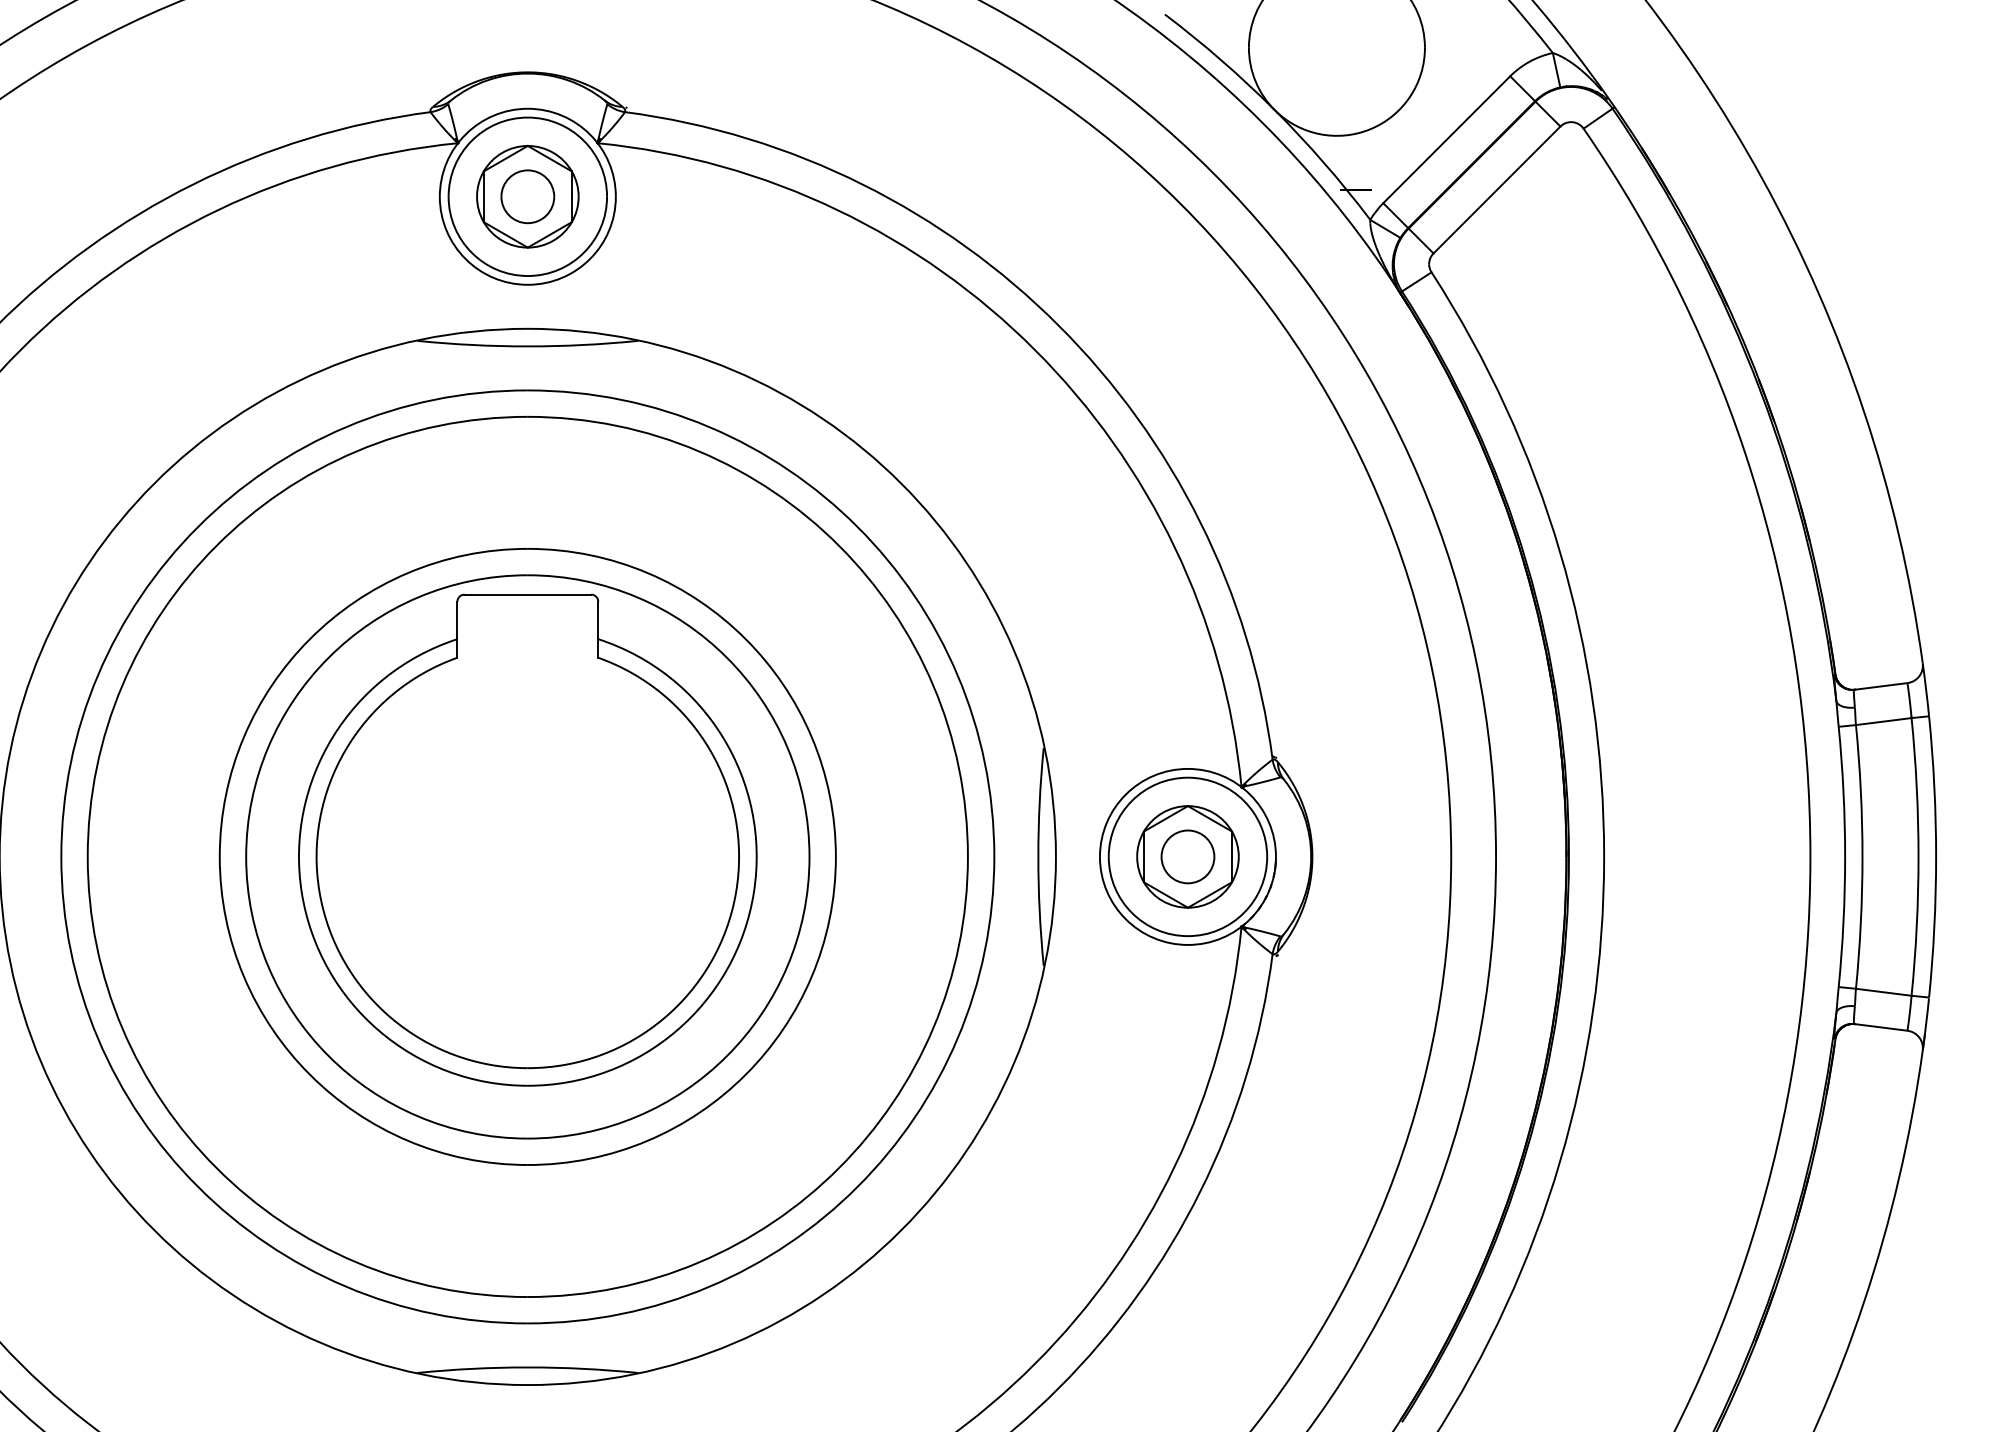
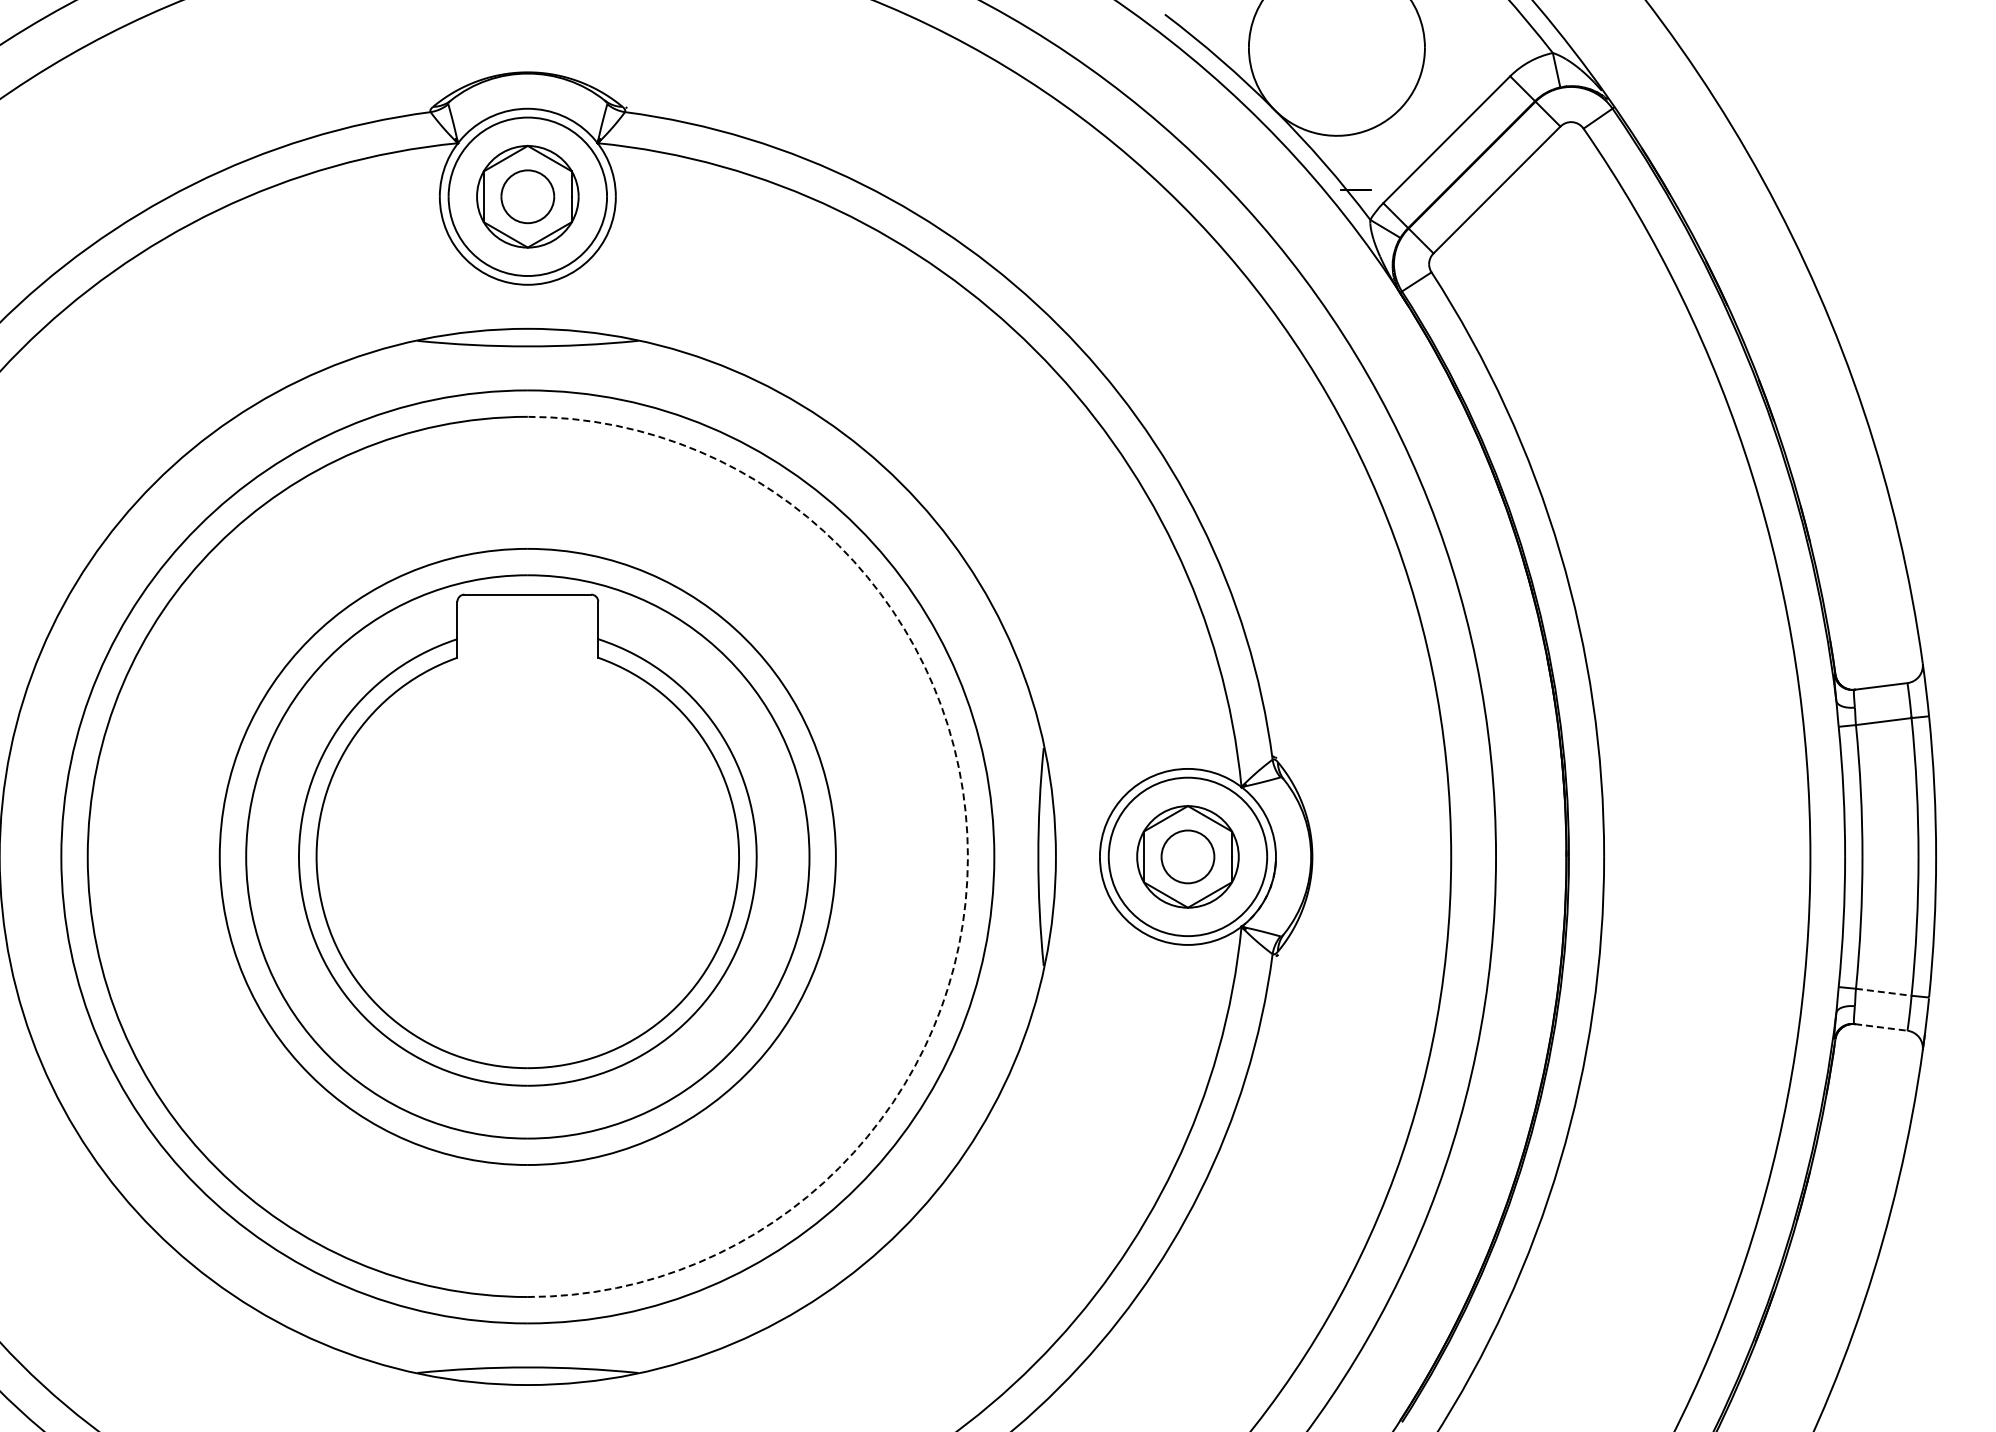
arc: solid -> dashed (967, 856)
line: solid -> dashed (1884, 992)
line: solid -> dashed (1881, 1027)
